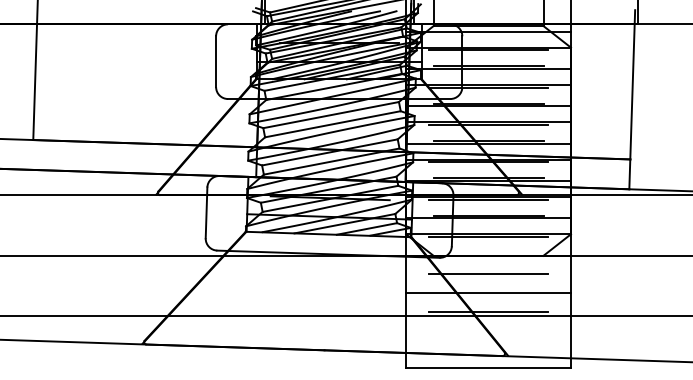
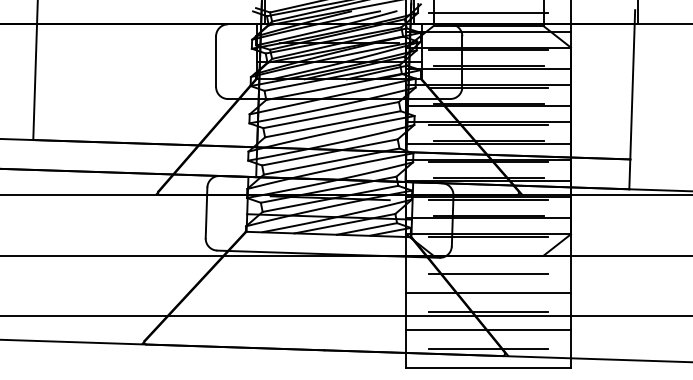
line: none -> present (488, 13)
line: none -> present (488, 330)
line: none -> present (488, 349)
